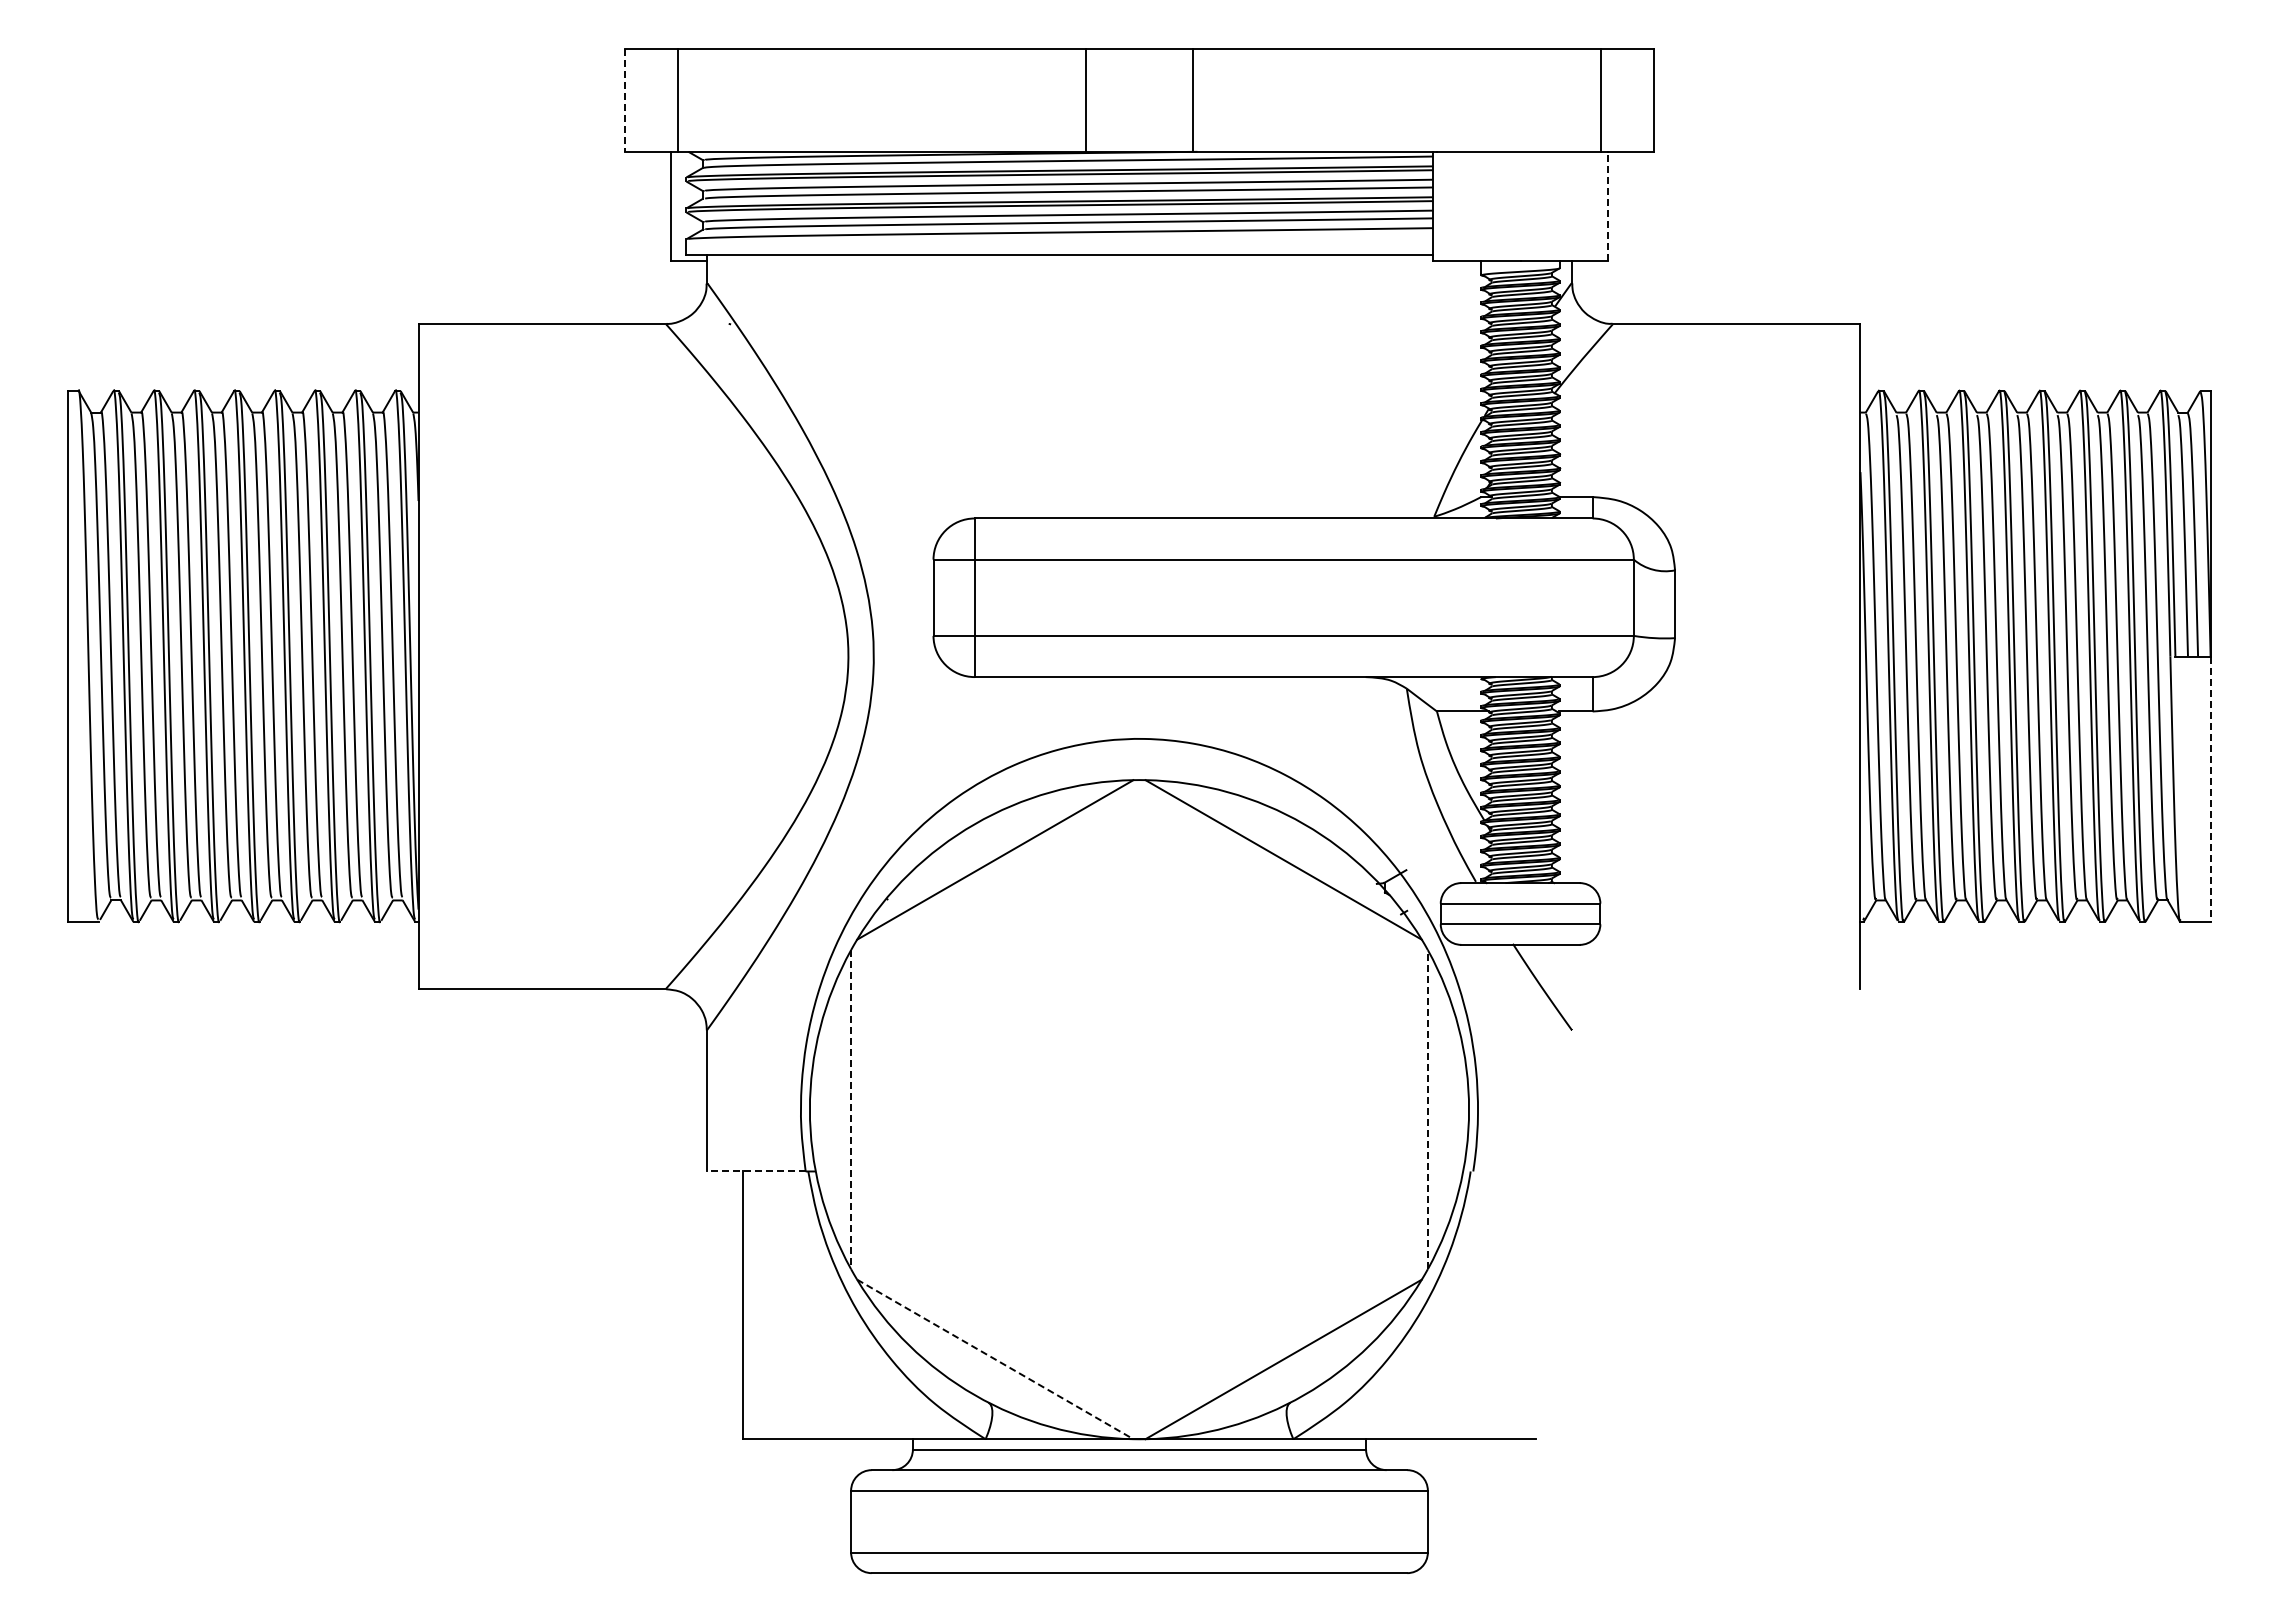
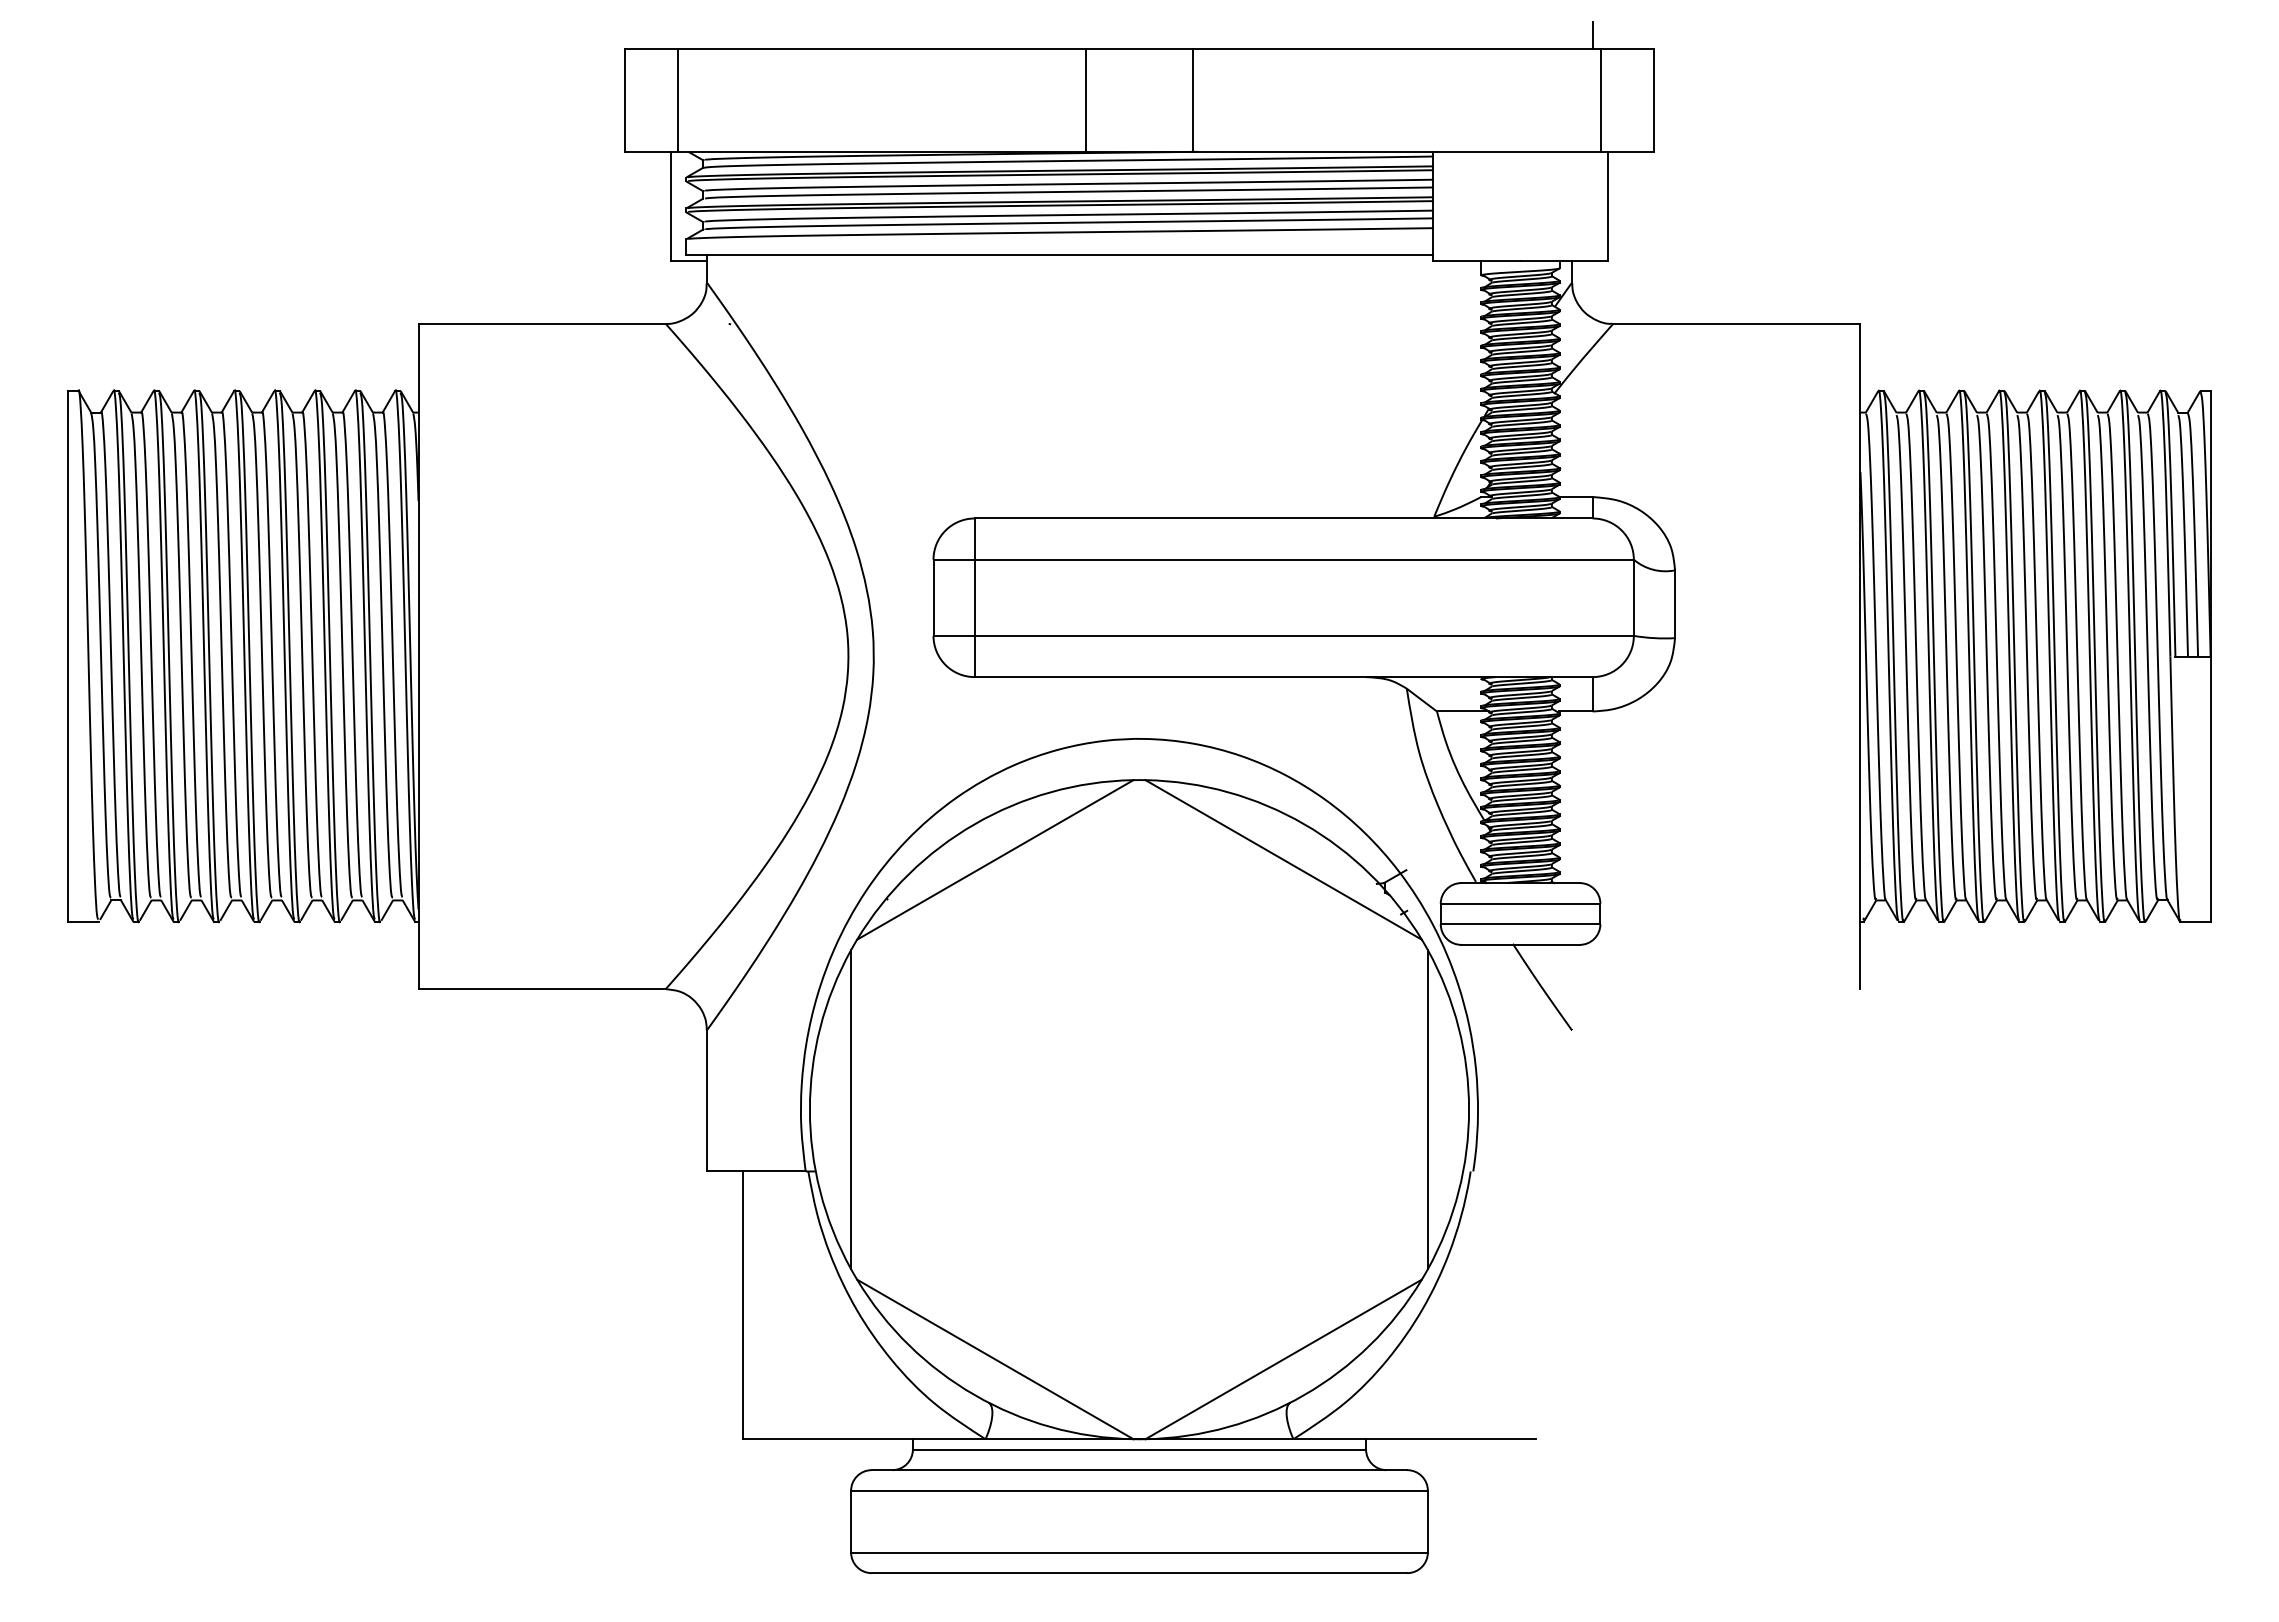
line: none -> present (1592, 34)
line: dashed -> solid (624, 100)
line: dashed -> solid (1608, 206)
line: dashed -> solid (2210, 789)
line: dashed -> solid (851, 1109)
line: dashed -> solid (1427, 1109)
line: dashed -> solid (755, 1171)
line: dashed -> solid (995, 1359)
